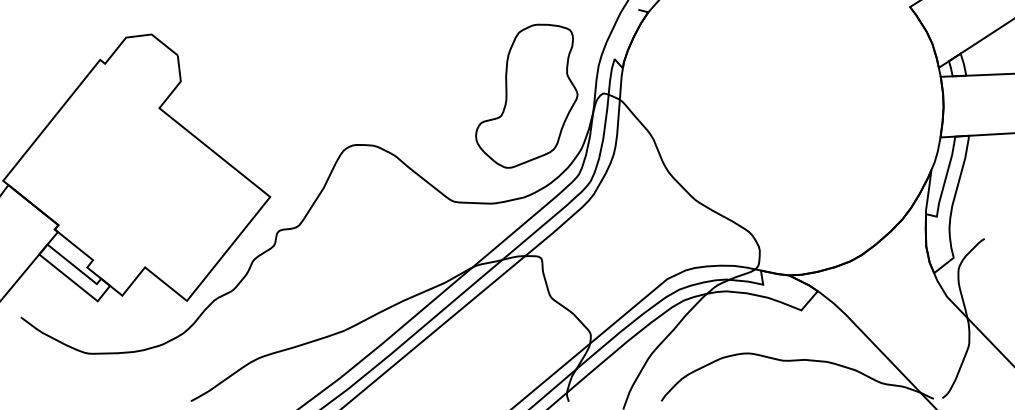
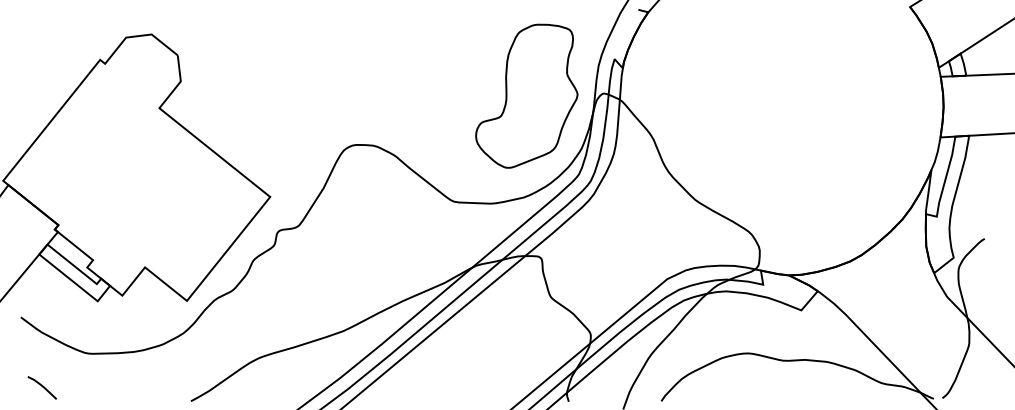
line: none -> present (41, 386)
